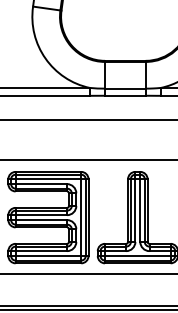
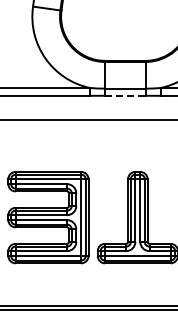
line: solid -> dashed (125, 95)
line: present -> none (88, 159)
line: present -> none (88, 273)
